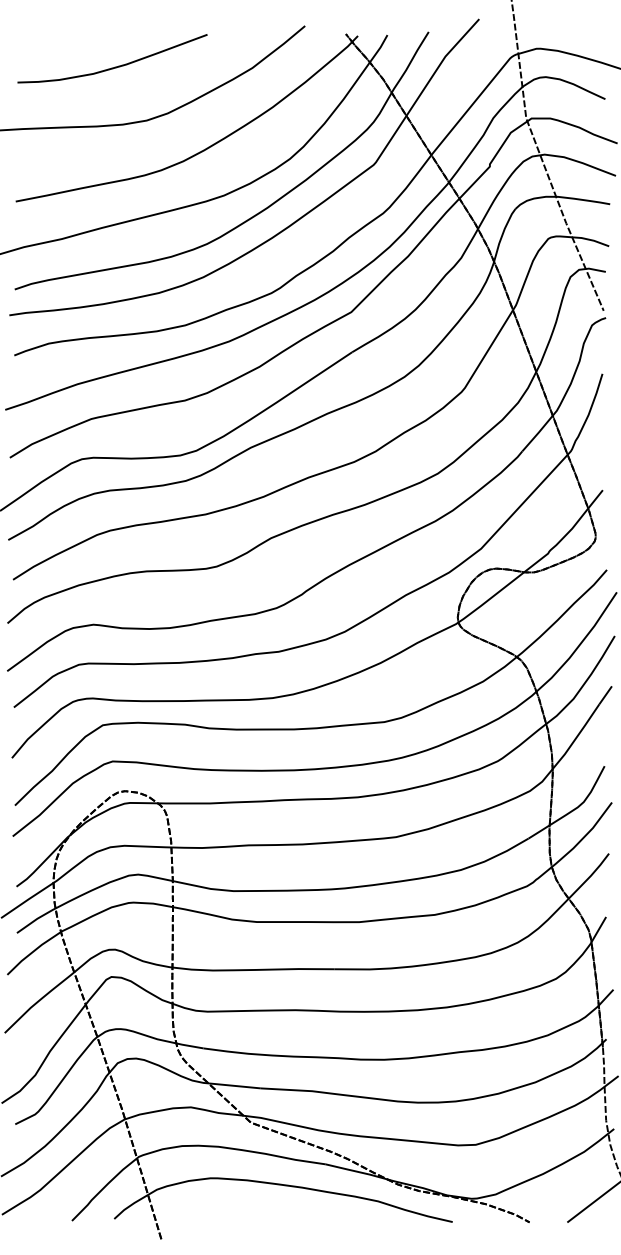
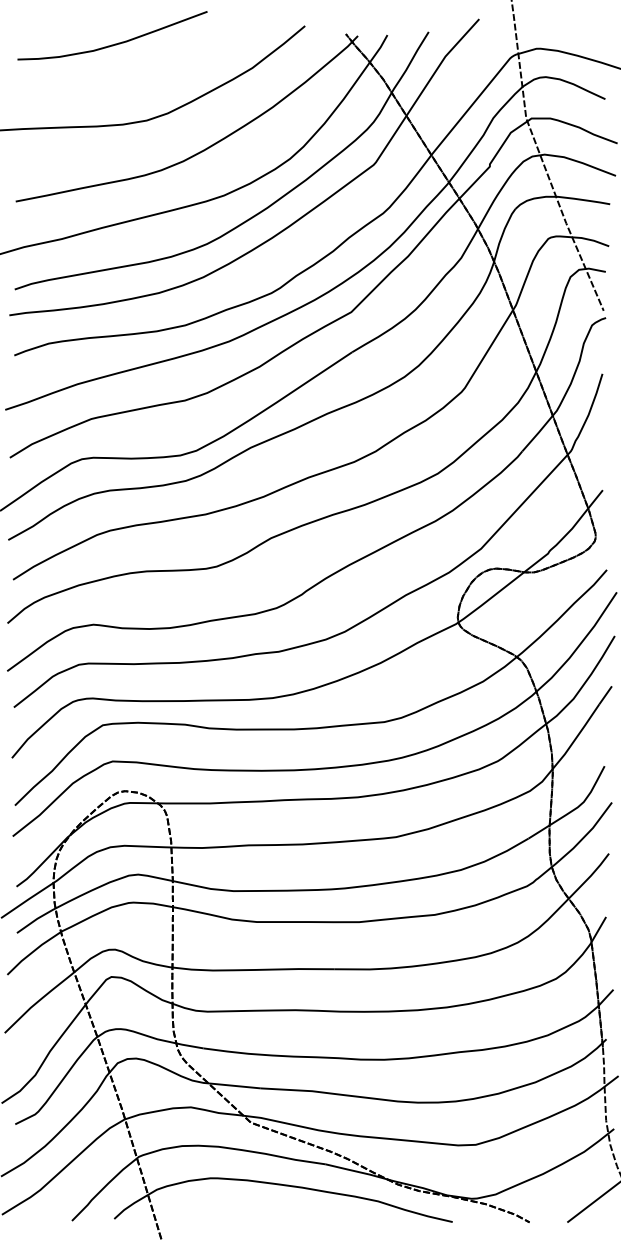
curve position: (115, 66) -> (115, 43) (115, 43)
